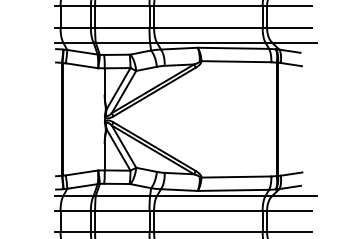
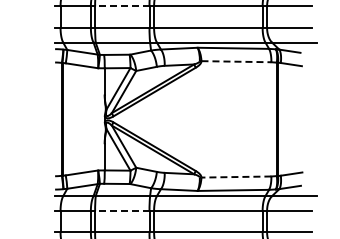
line: solid -> dashed (121, 6)
line: solid -> dashed (236, 61)
line: solid -> dashed (236, 177)
line: solid -> dashed (121, 210)
